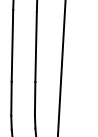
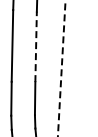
line: solid -> dashed (36, 46)
line: solid -> dashed (61, 68)
